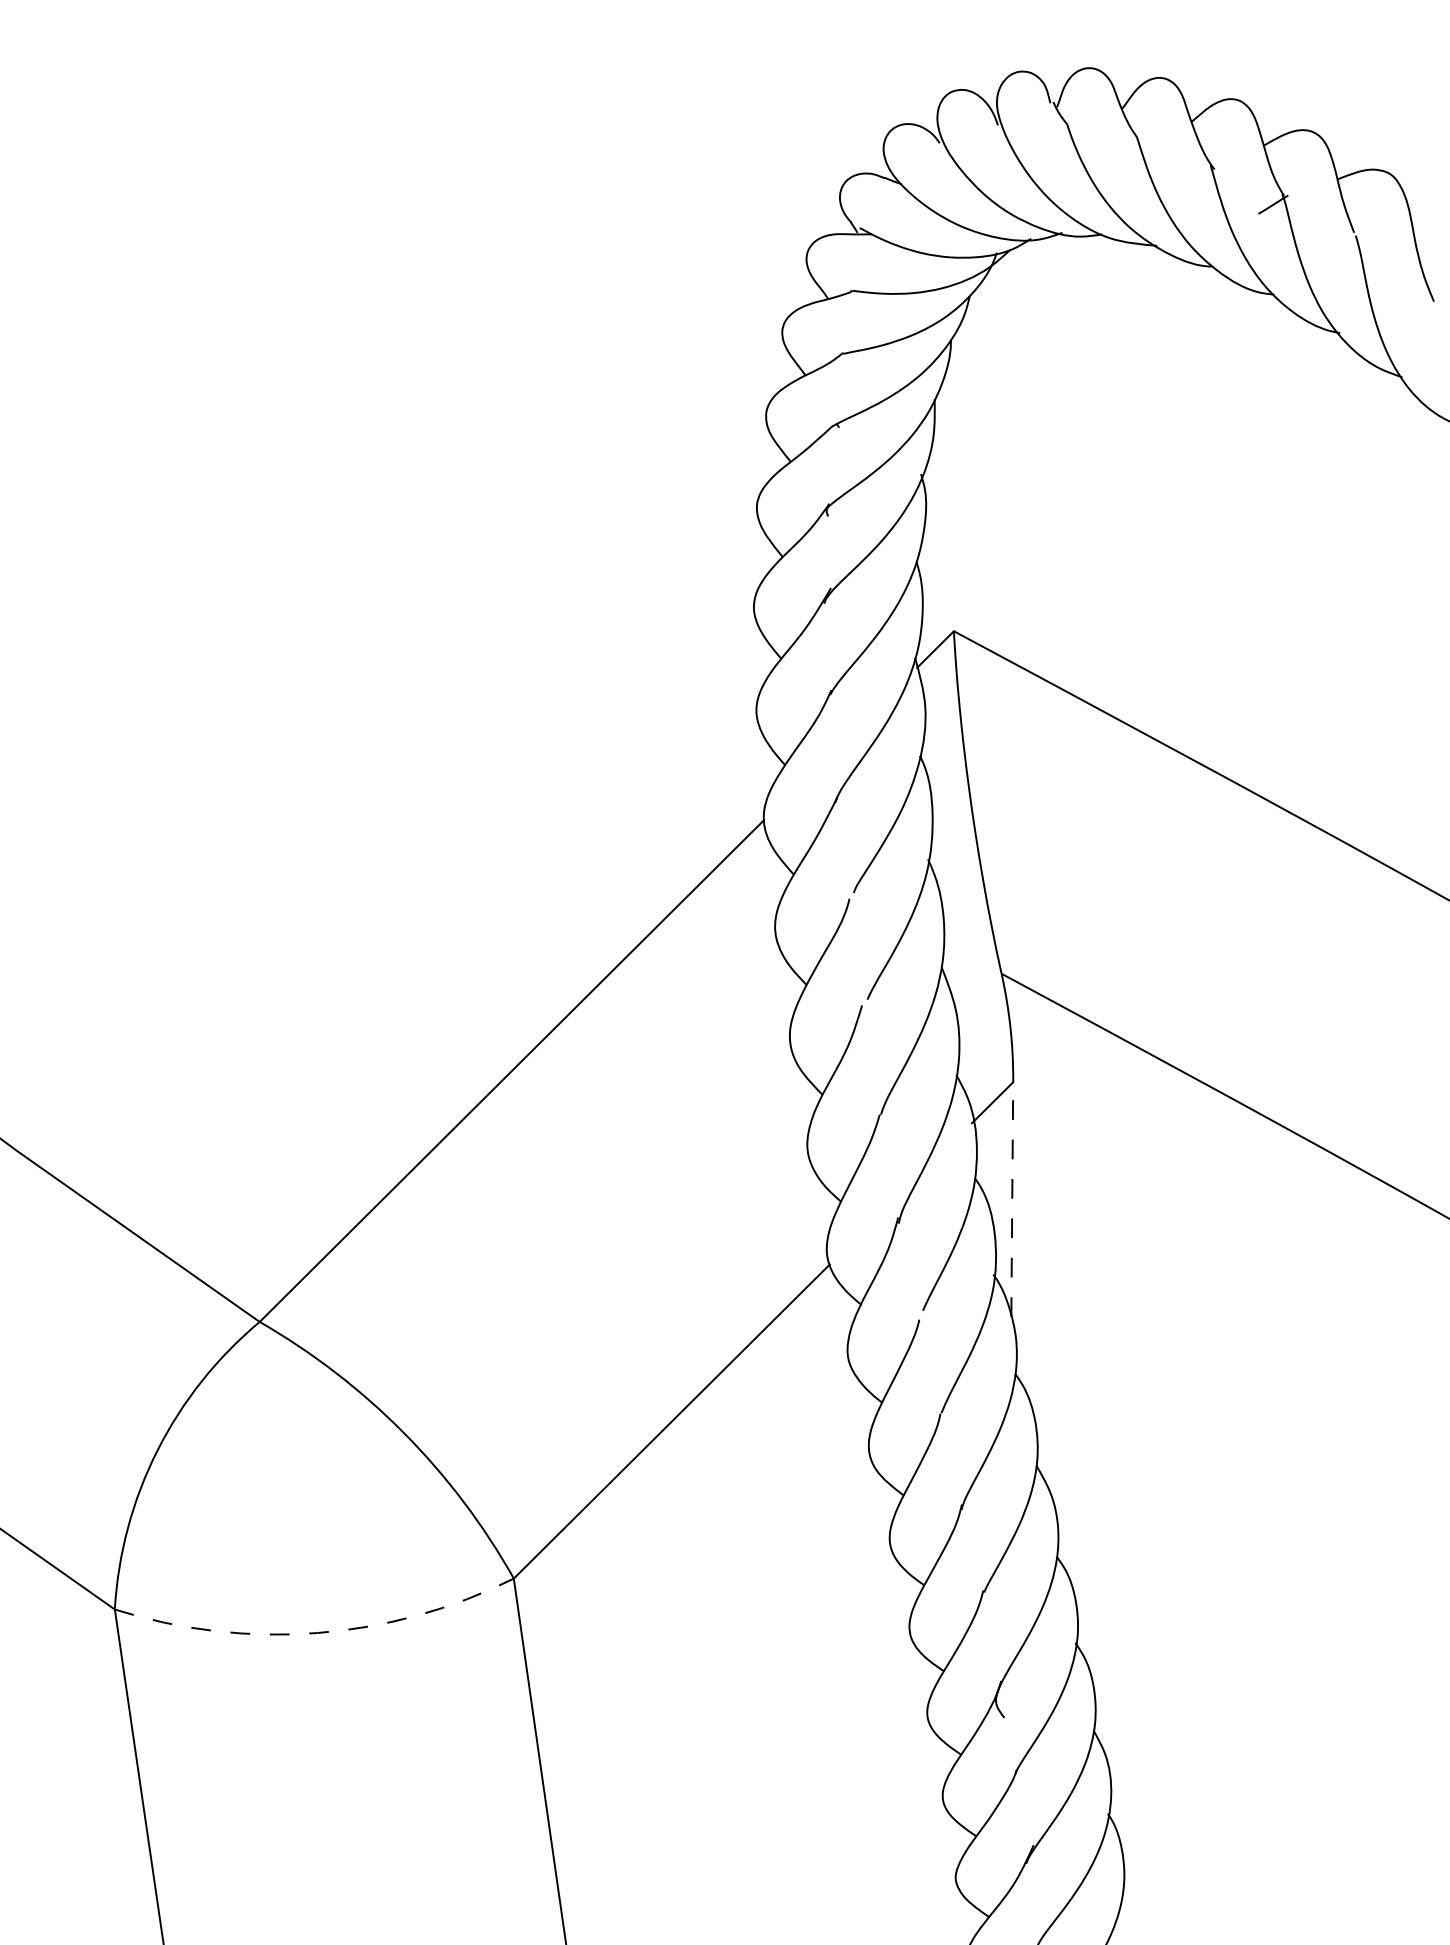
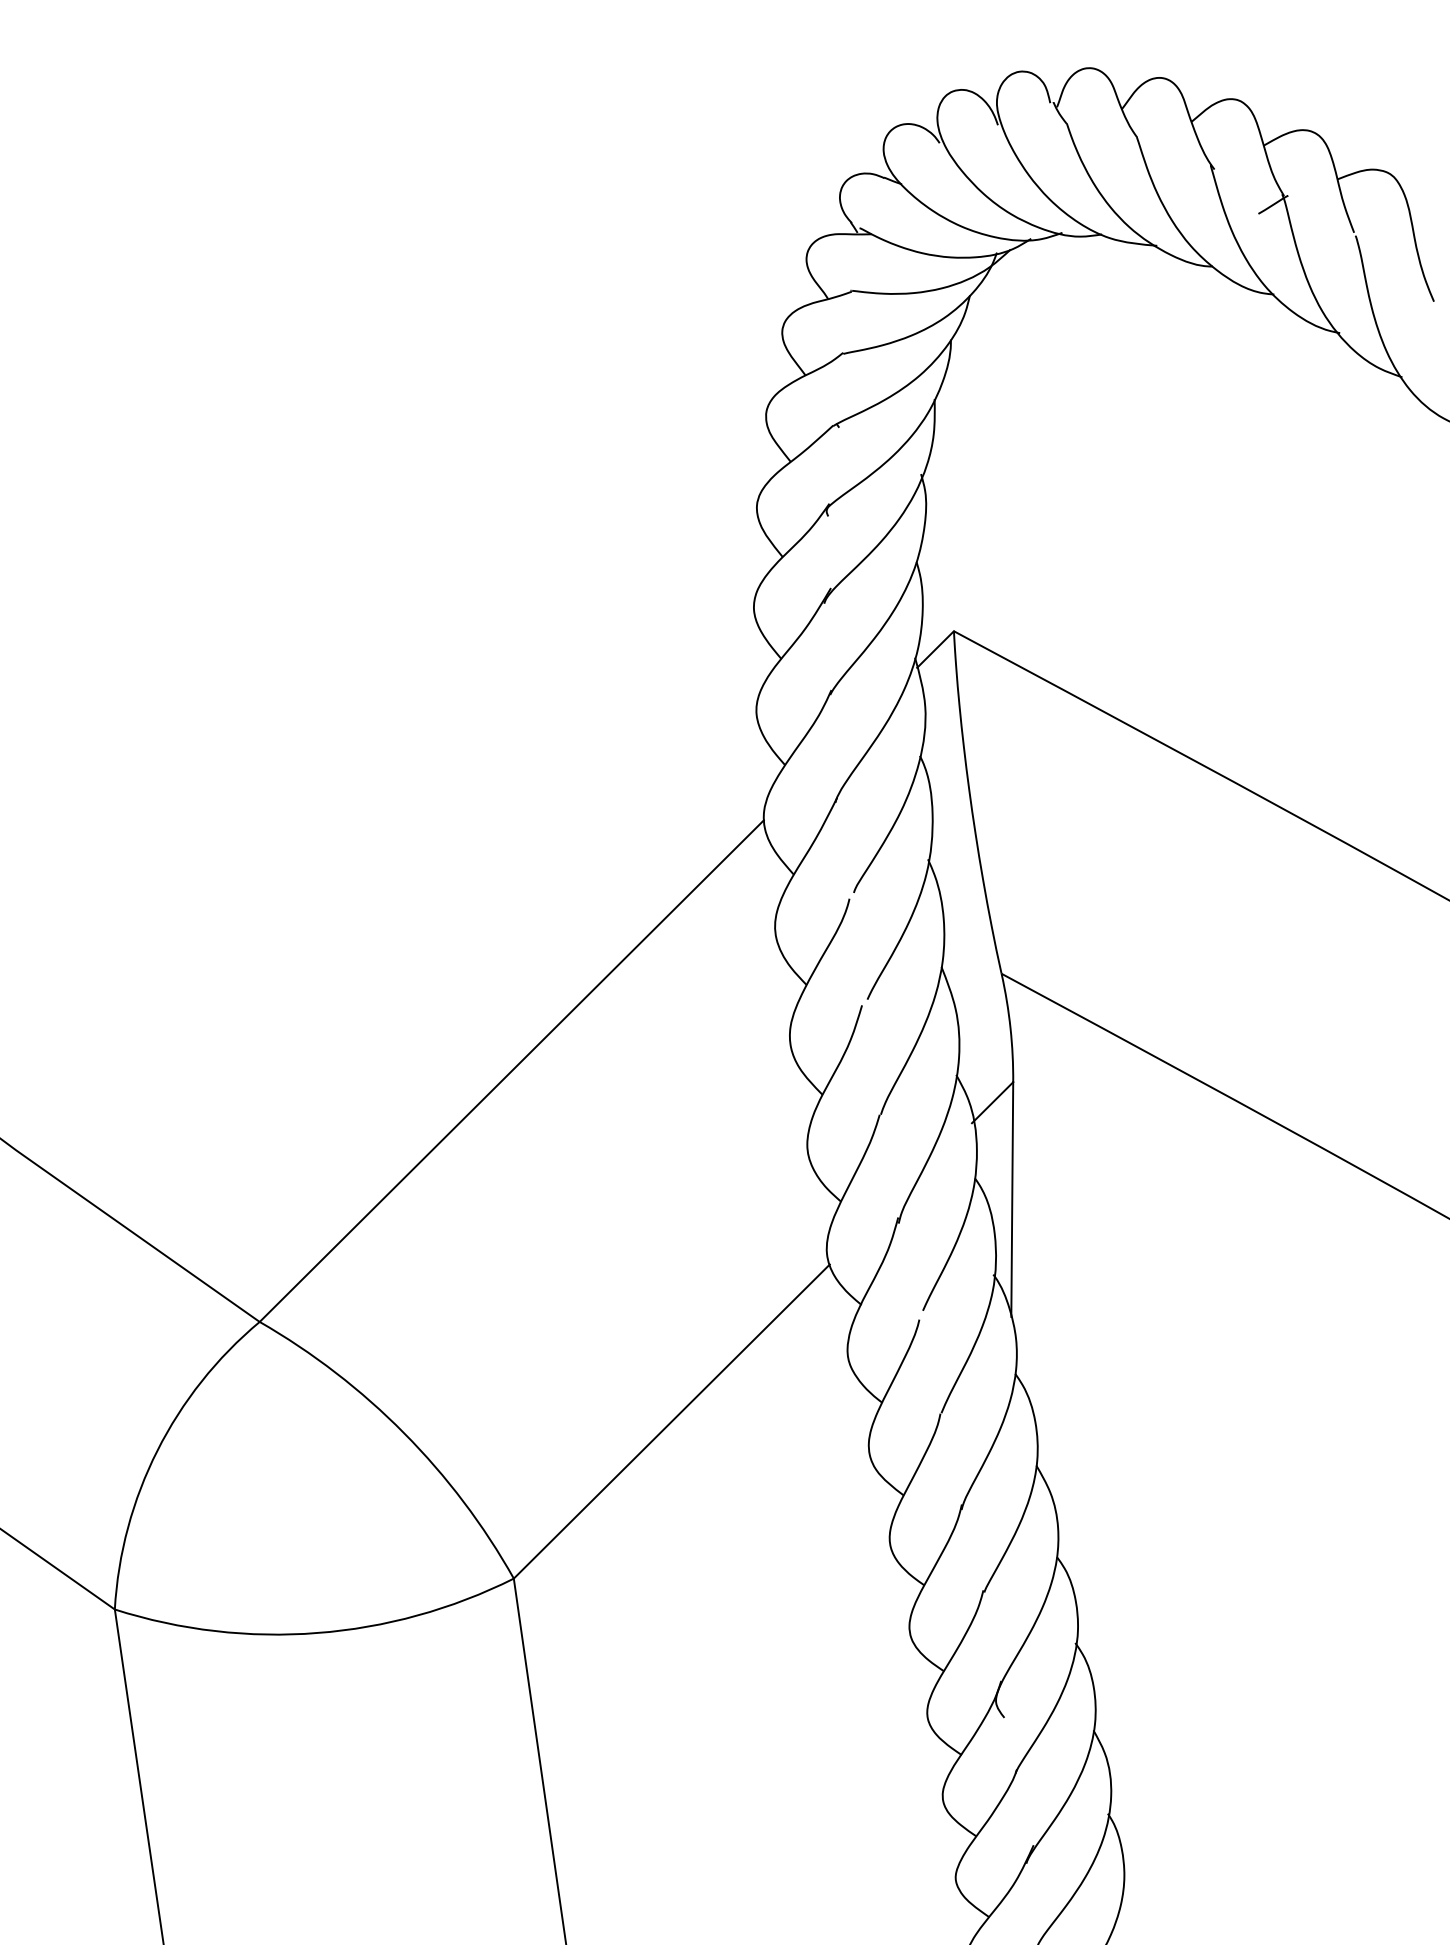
line: dashed -> solid (1012, 1199)
arc: dashed -> solid (317, 1633)
